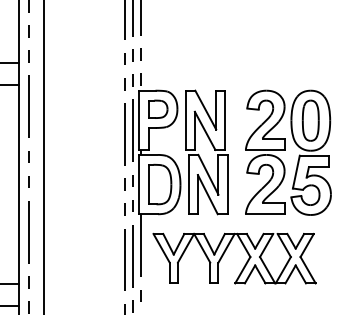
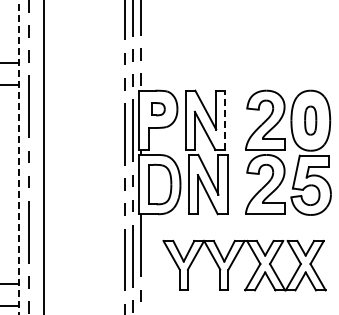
part size: 21x20 px -> 15x15 px (158, 109)
line: solid -> dashed (225, 120)
part size: 19x43 px -> 14x31 px (310, 120)
line: solid -> dashed (19, 157)
part position: (224, 254) -> (234, 261) (234, 261)
